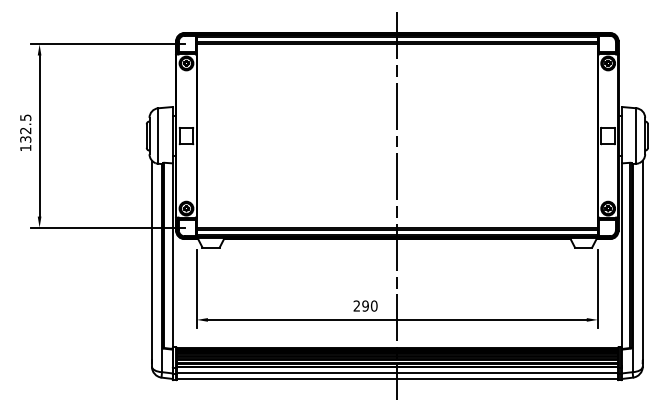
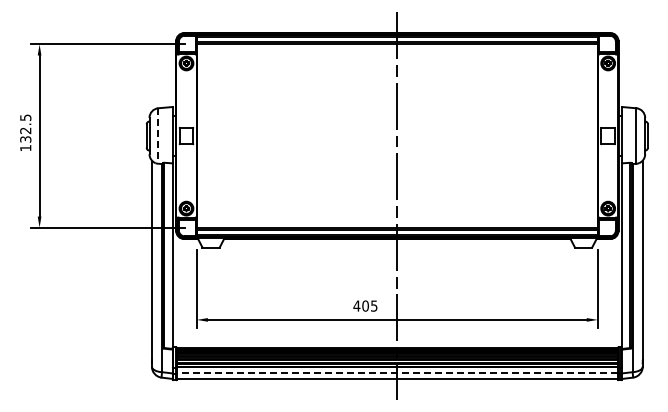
line: solid -> dashed (158, 136)
text: 290 -> 405 (365, 305)
line: solid -> dashed (397, 373)
